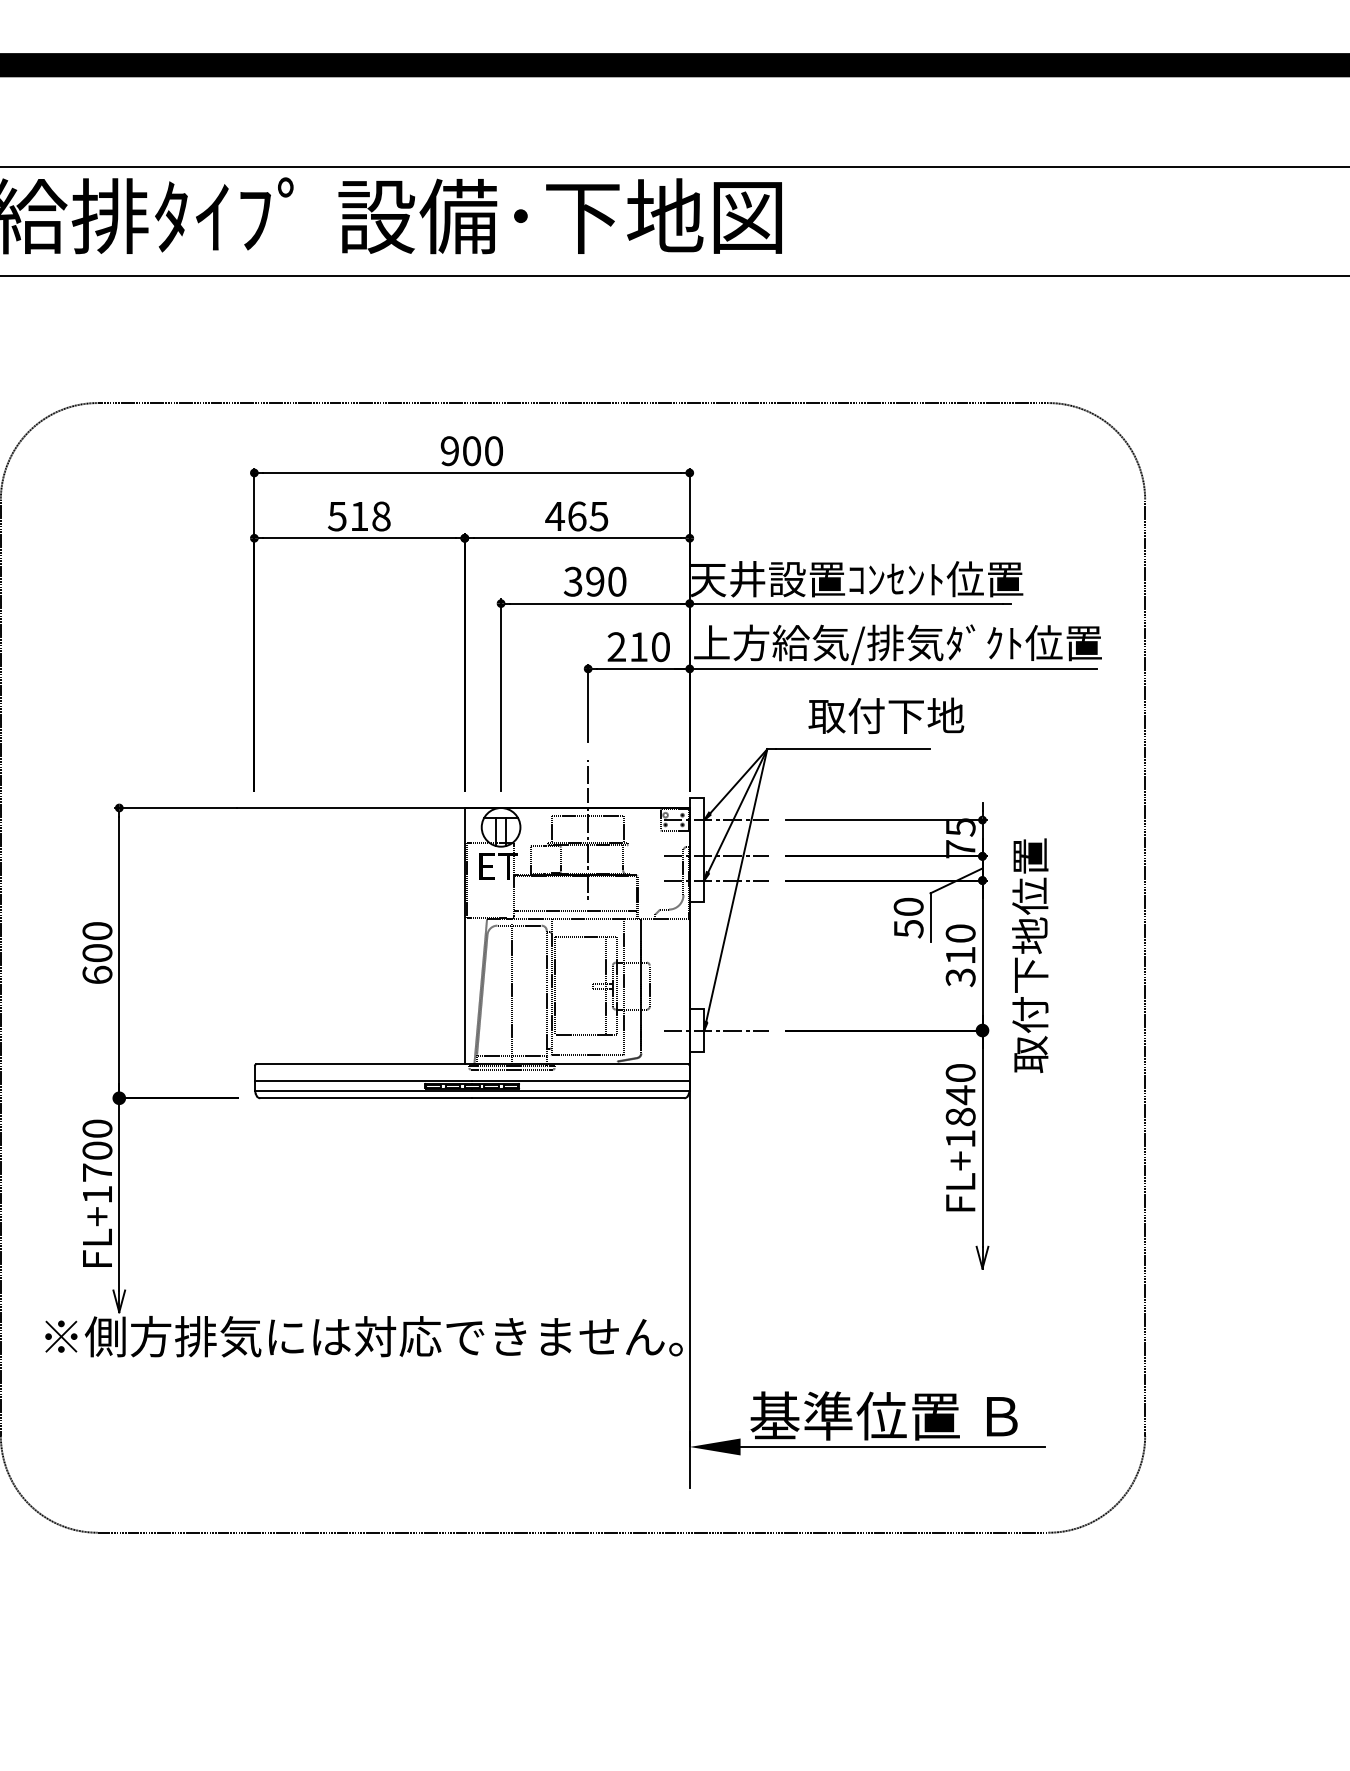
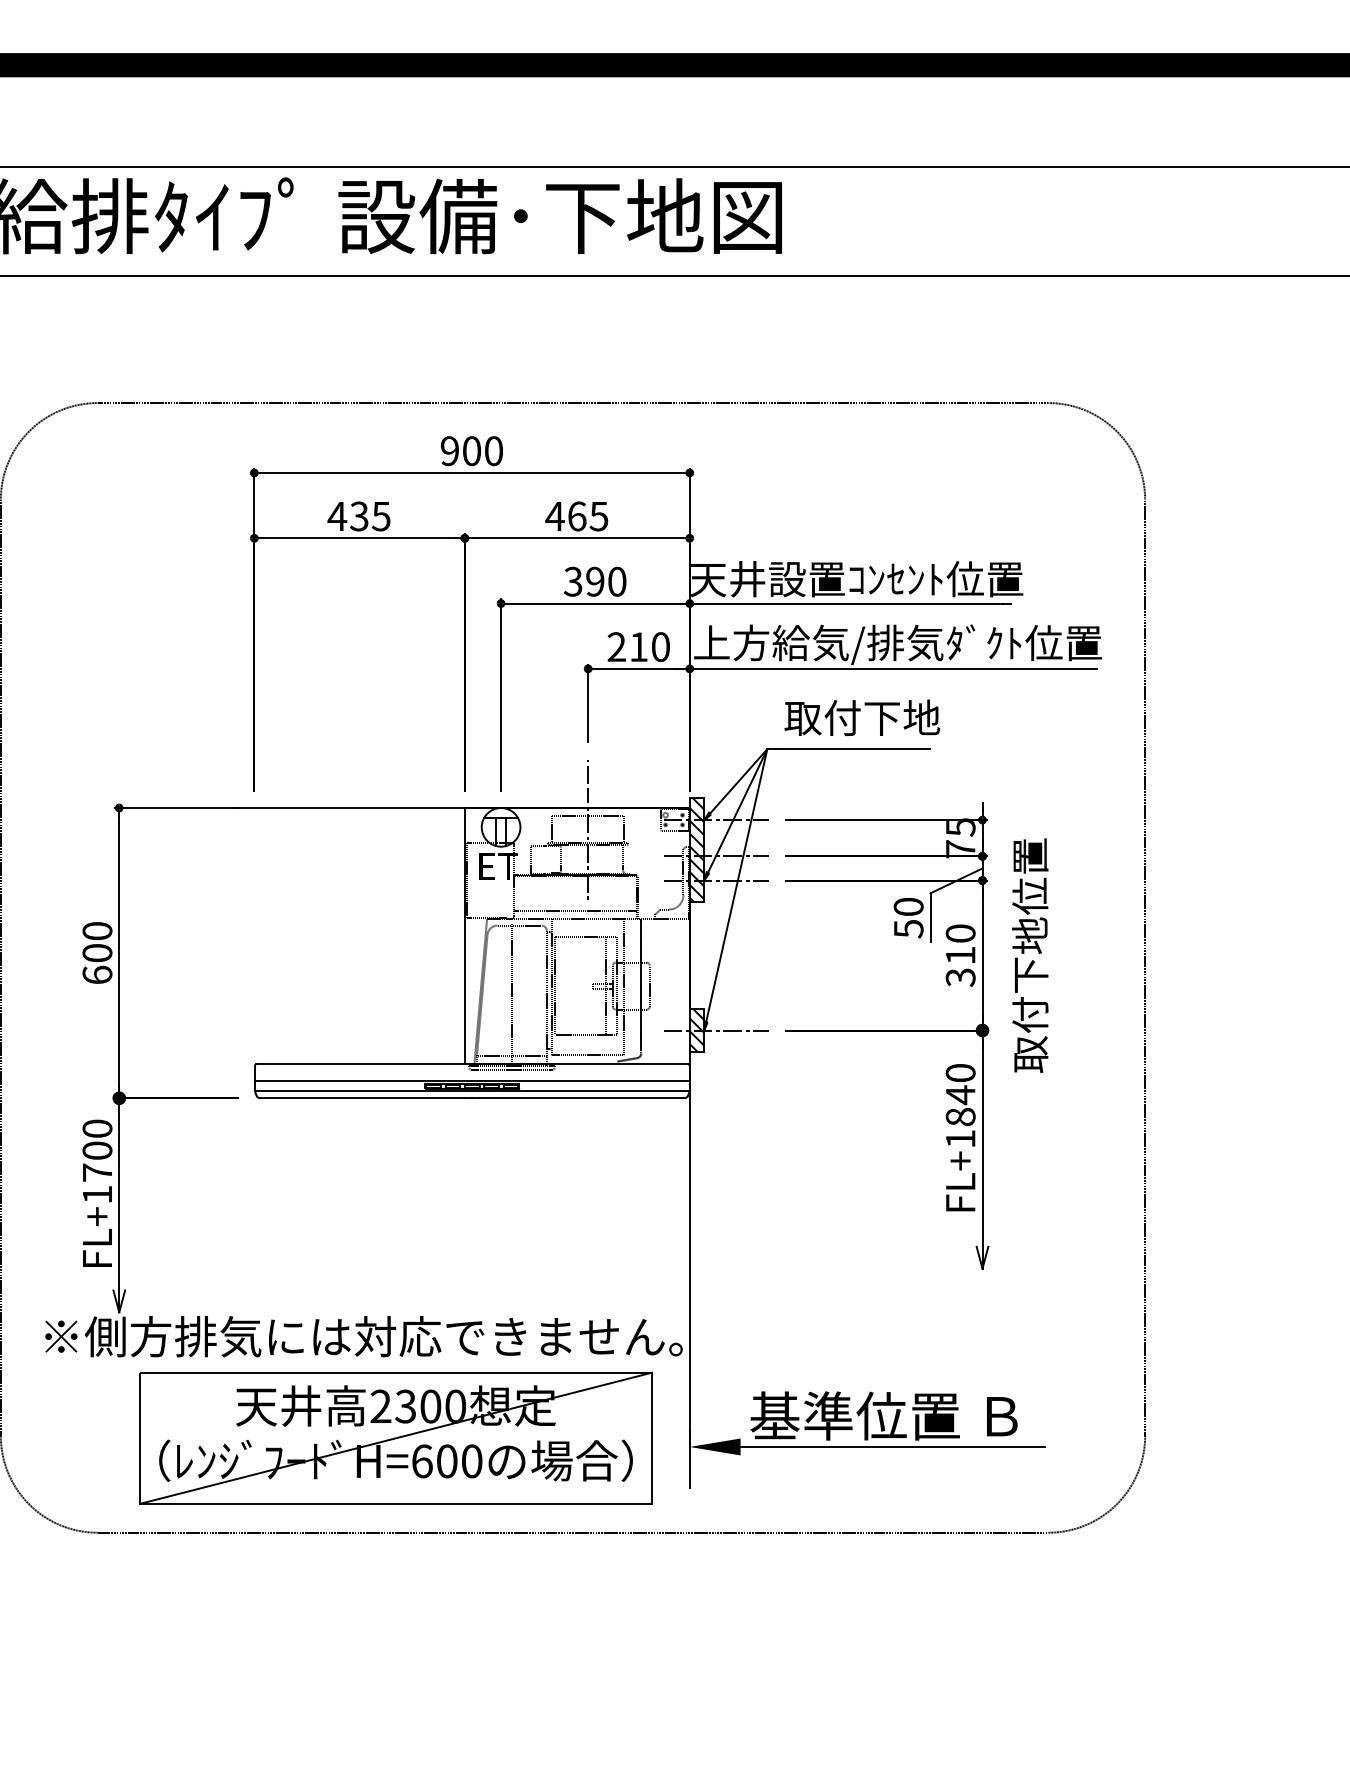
text: 518 -> 435 (358, 516)
text position: (886, 715) -> (862, 717) (862, 717)
hatch: none -> present (696, 850)
hatch: none -> present (696, 1030)
part: none -> present (395, 1437)
